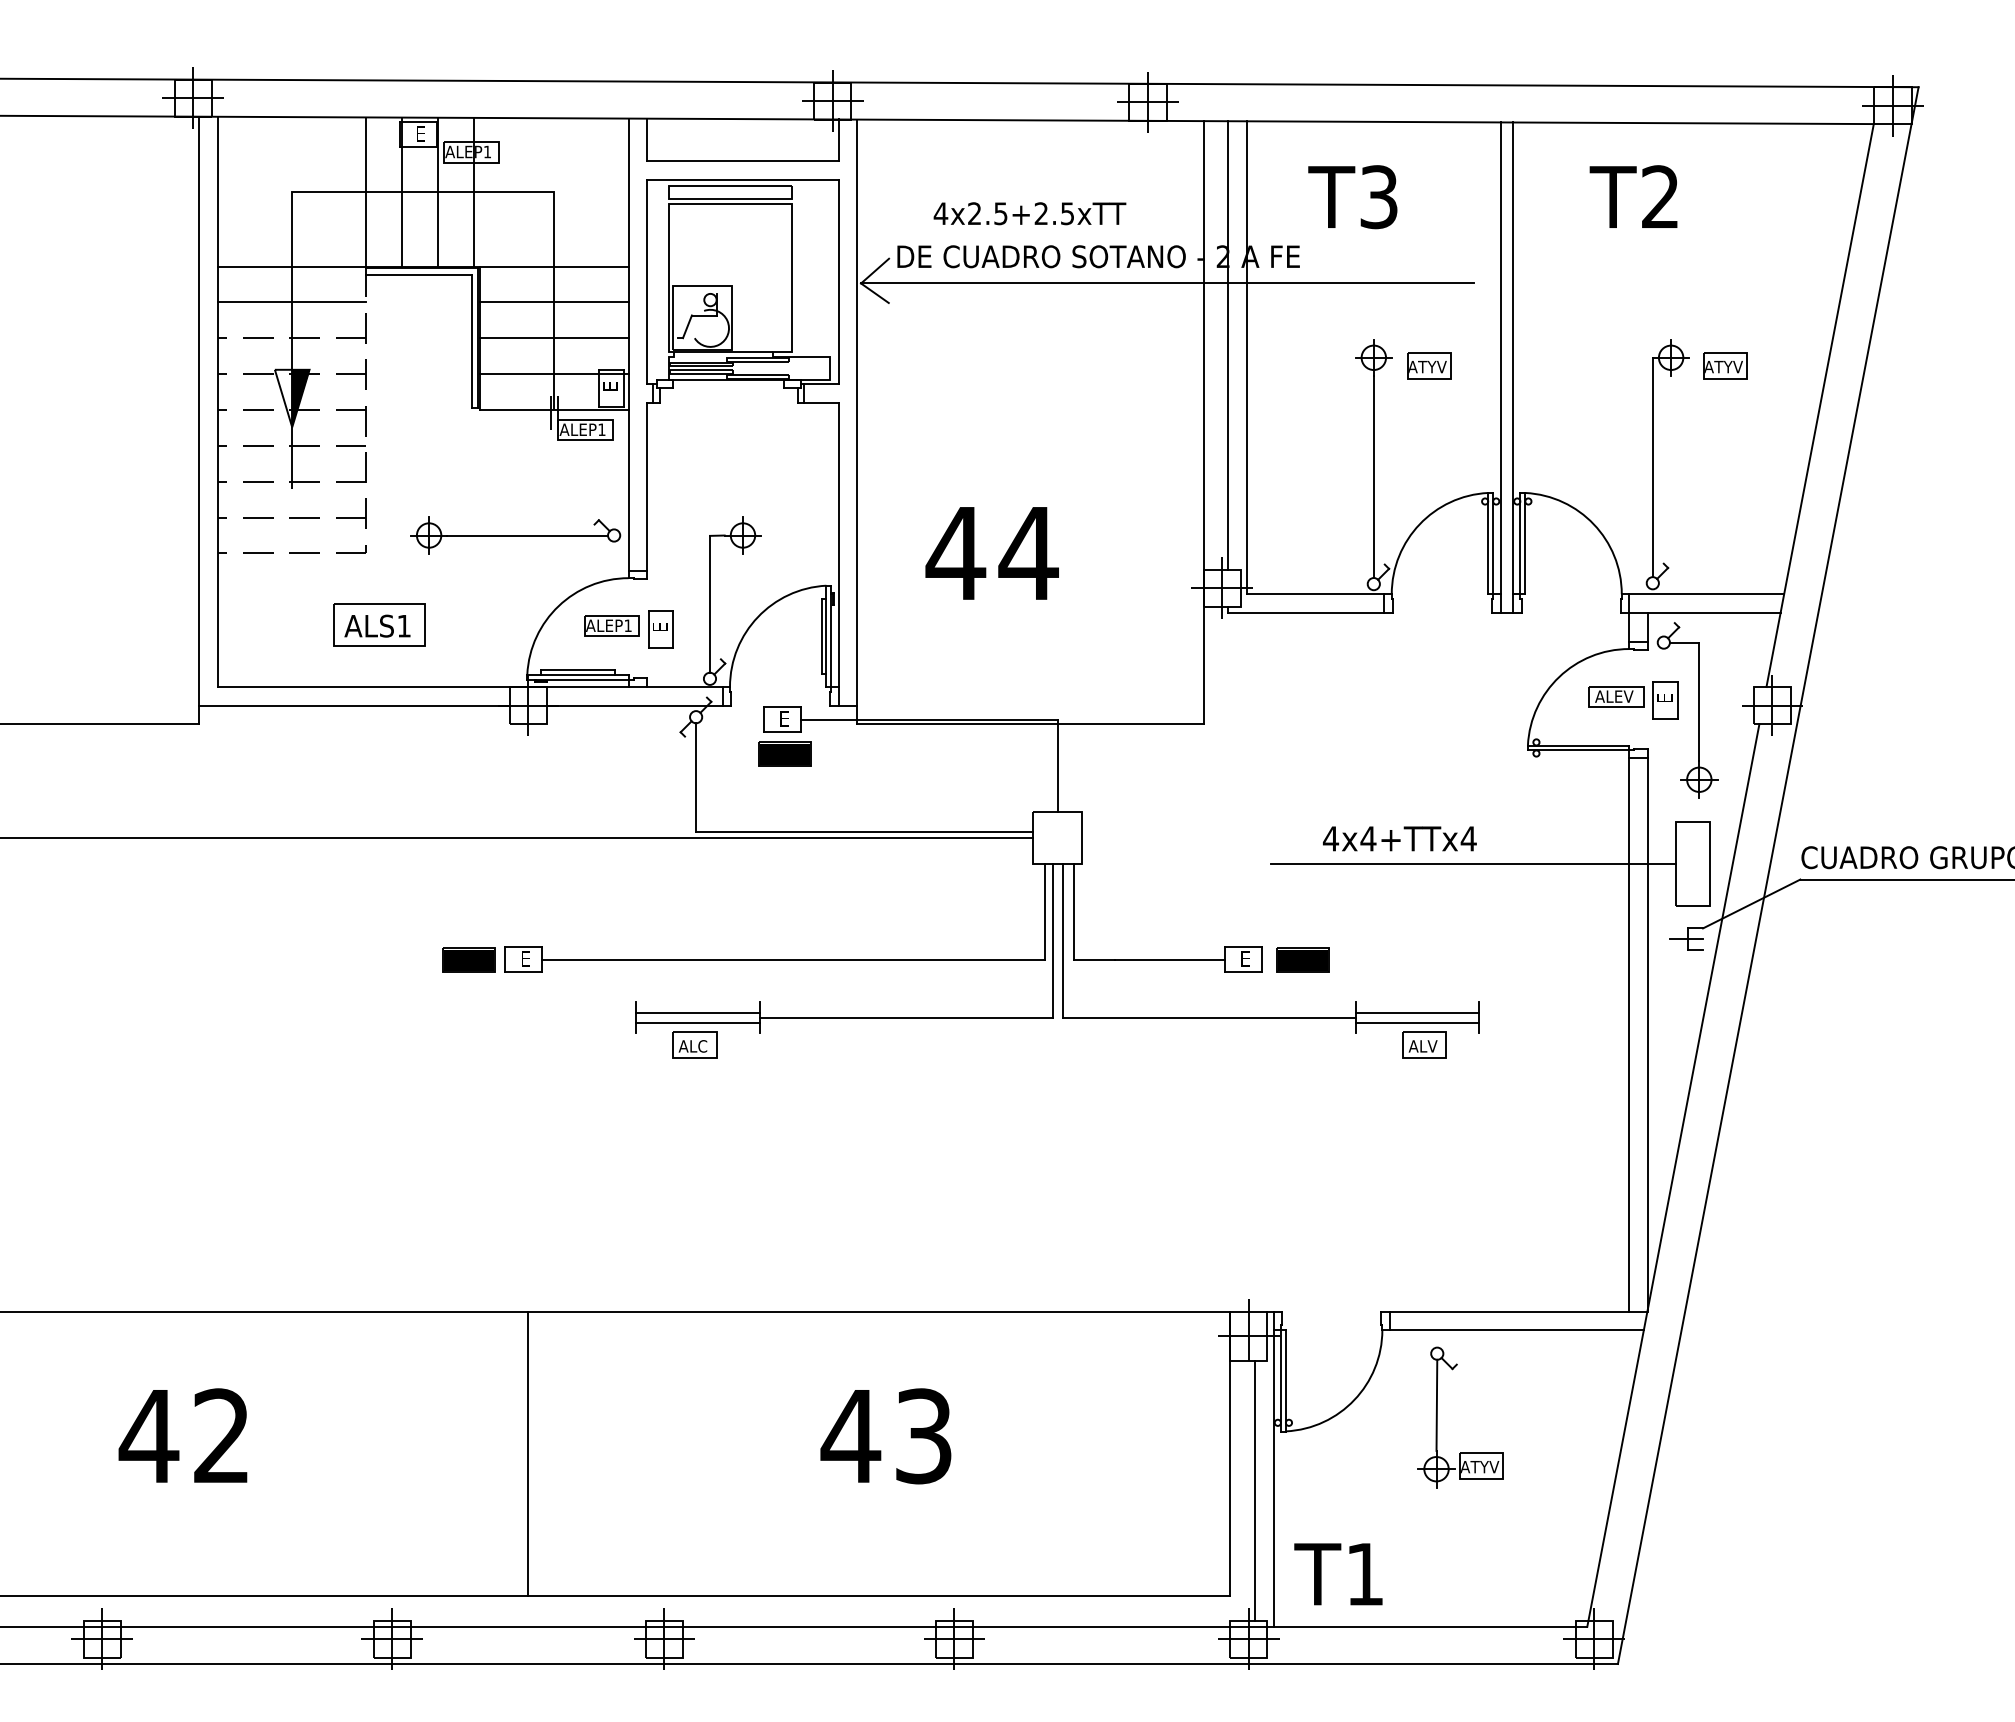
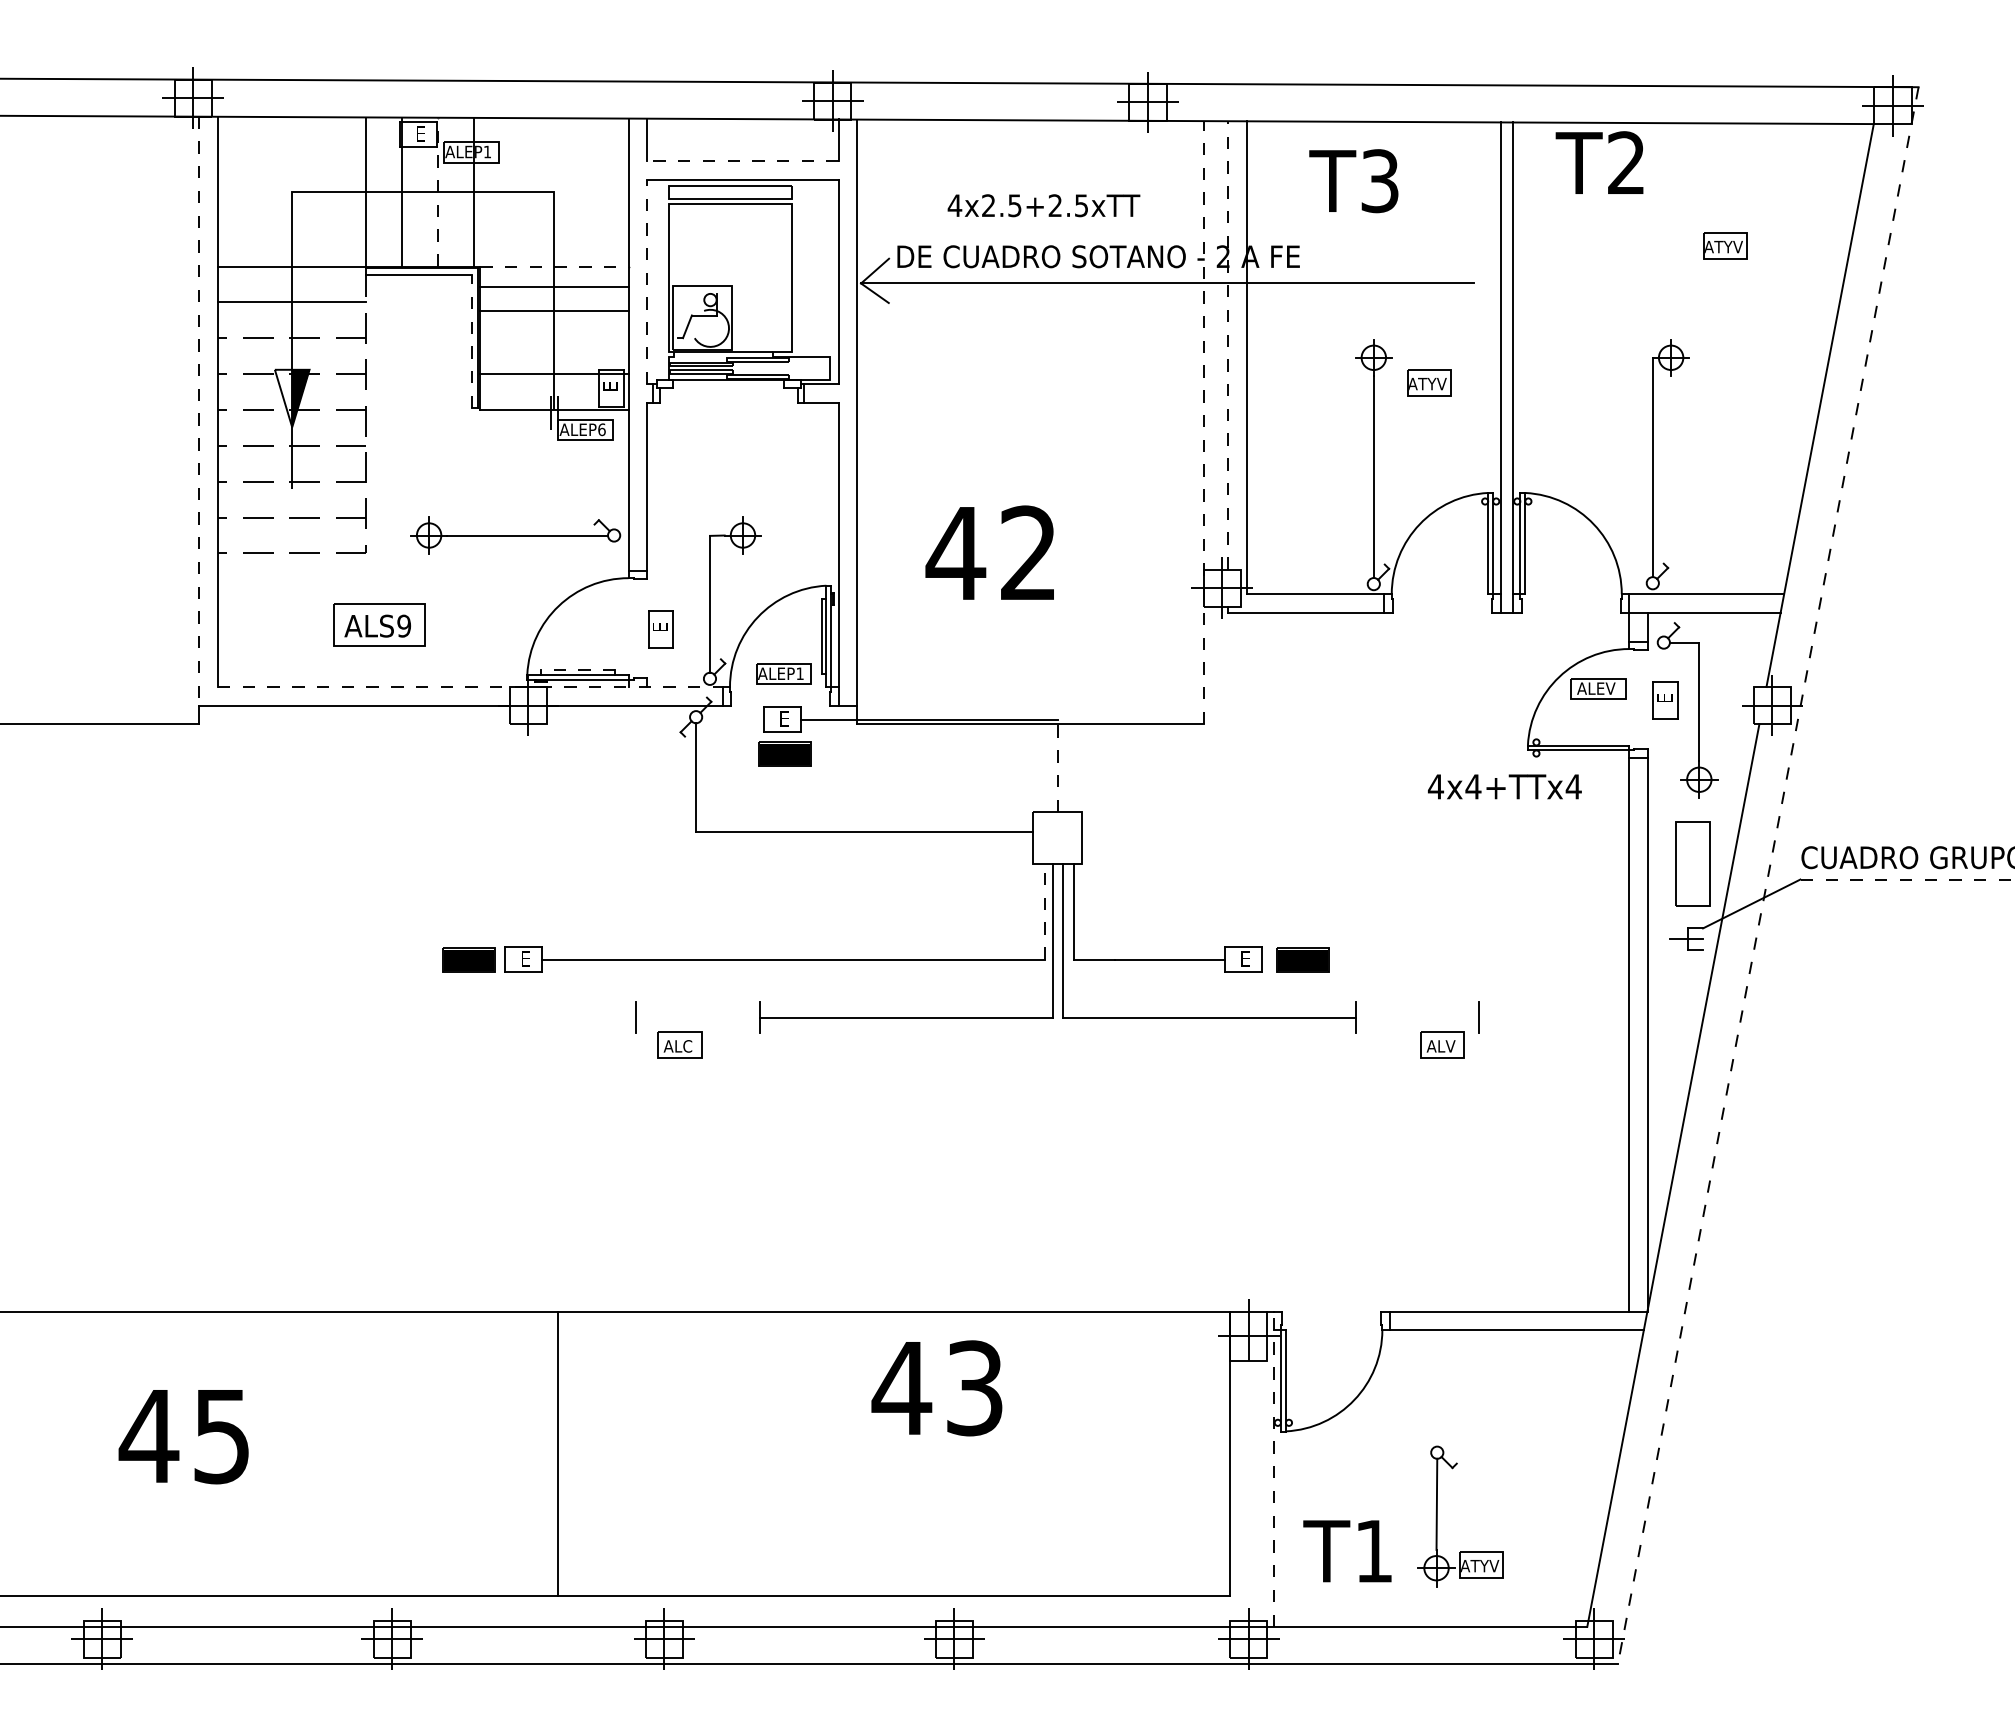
line: solid -> dashed (743, 161)
line: solid -> dashed (438, 191)
text position: (1633, 196) -> (1599, 162) (1599, 162)
text position: (1352, 197) -> (1353, 181) (1353, 181)
text position: (1029, 213) -> (1043, 205) (1043, 205)
line: solid -> dashed (554, 266)
line: solid -> dashed (647, 281)
line position: (554, 302) -> (554, 287) (554, 287)
line position: (554, 338) -> (554, 311) (554, 311)
line: solid -> dashed (472, 341)
line: solid -> dashed (1228, 344)
part position: (1429, 365) -> (1429, 382) (1429, 382)
part position: (1725, 365) -> (1725, 245) (1725, 245)
line: solid -> dashed (199, 411)
line: solid -> dashed (1203, 422)
text: ALEP1 -> ALEP6 (601, 429)
text: 44 -> 42 (1028, 552)
text: ALS1 -> ALS9 (404, 625)
part position: (611, 625) -> (783, 673) (783, 673)
line: solid -> dashed (577, 670)
line: solid -> dashed (470, 687)
part position: (1616, 696) -> (1598, 688) (1598, 688)
line: solid -> dashed (1057, 765)
line: present -> none (517, 838)
text position: (1399, 838) -> (1504, 786) (1504, 786)
line: present -> none (1473, 864)
line: solid -> dashed (1768, 875)
line: solid -> dashed (1907, 879)
line: solid -> dashed (1044, 911)
line: present -> none (697, 1012)
line: present -> none (1417, 1012)
line: present -> none (697, 1022)
line: present -> none (1417, 1022)
part position: (694, 1044) -> (679, 1044) (679, 1044)
part position: (1424, 1044) -> (1442, 1044) (1442, 1044)
part position: (1437, 1417) -> (1437, 1516) (1437, 1516)
text: 42 -> 45 (221, 1436)
text position: (885, 1436) -> (936, 1388) (936, 1388)
line position: (528, 1453) -> (558, 1453) (558, 1453)
line: solid -> dashed (1273, 1469)
line: present -> none (1254, 1490)
text position: (1338, 1574) -> (1347, 1551) (1347, 1551)
